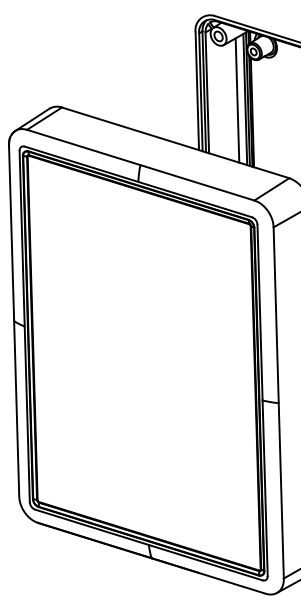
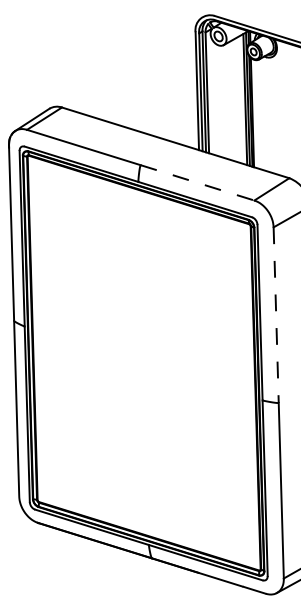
line: present -> none (237, 100)
line: solid -> dashed (197, 182)
line: solid -> dashed (276, 315)
